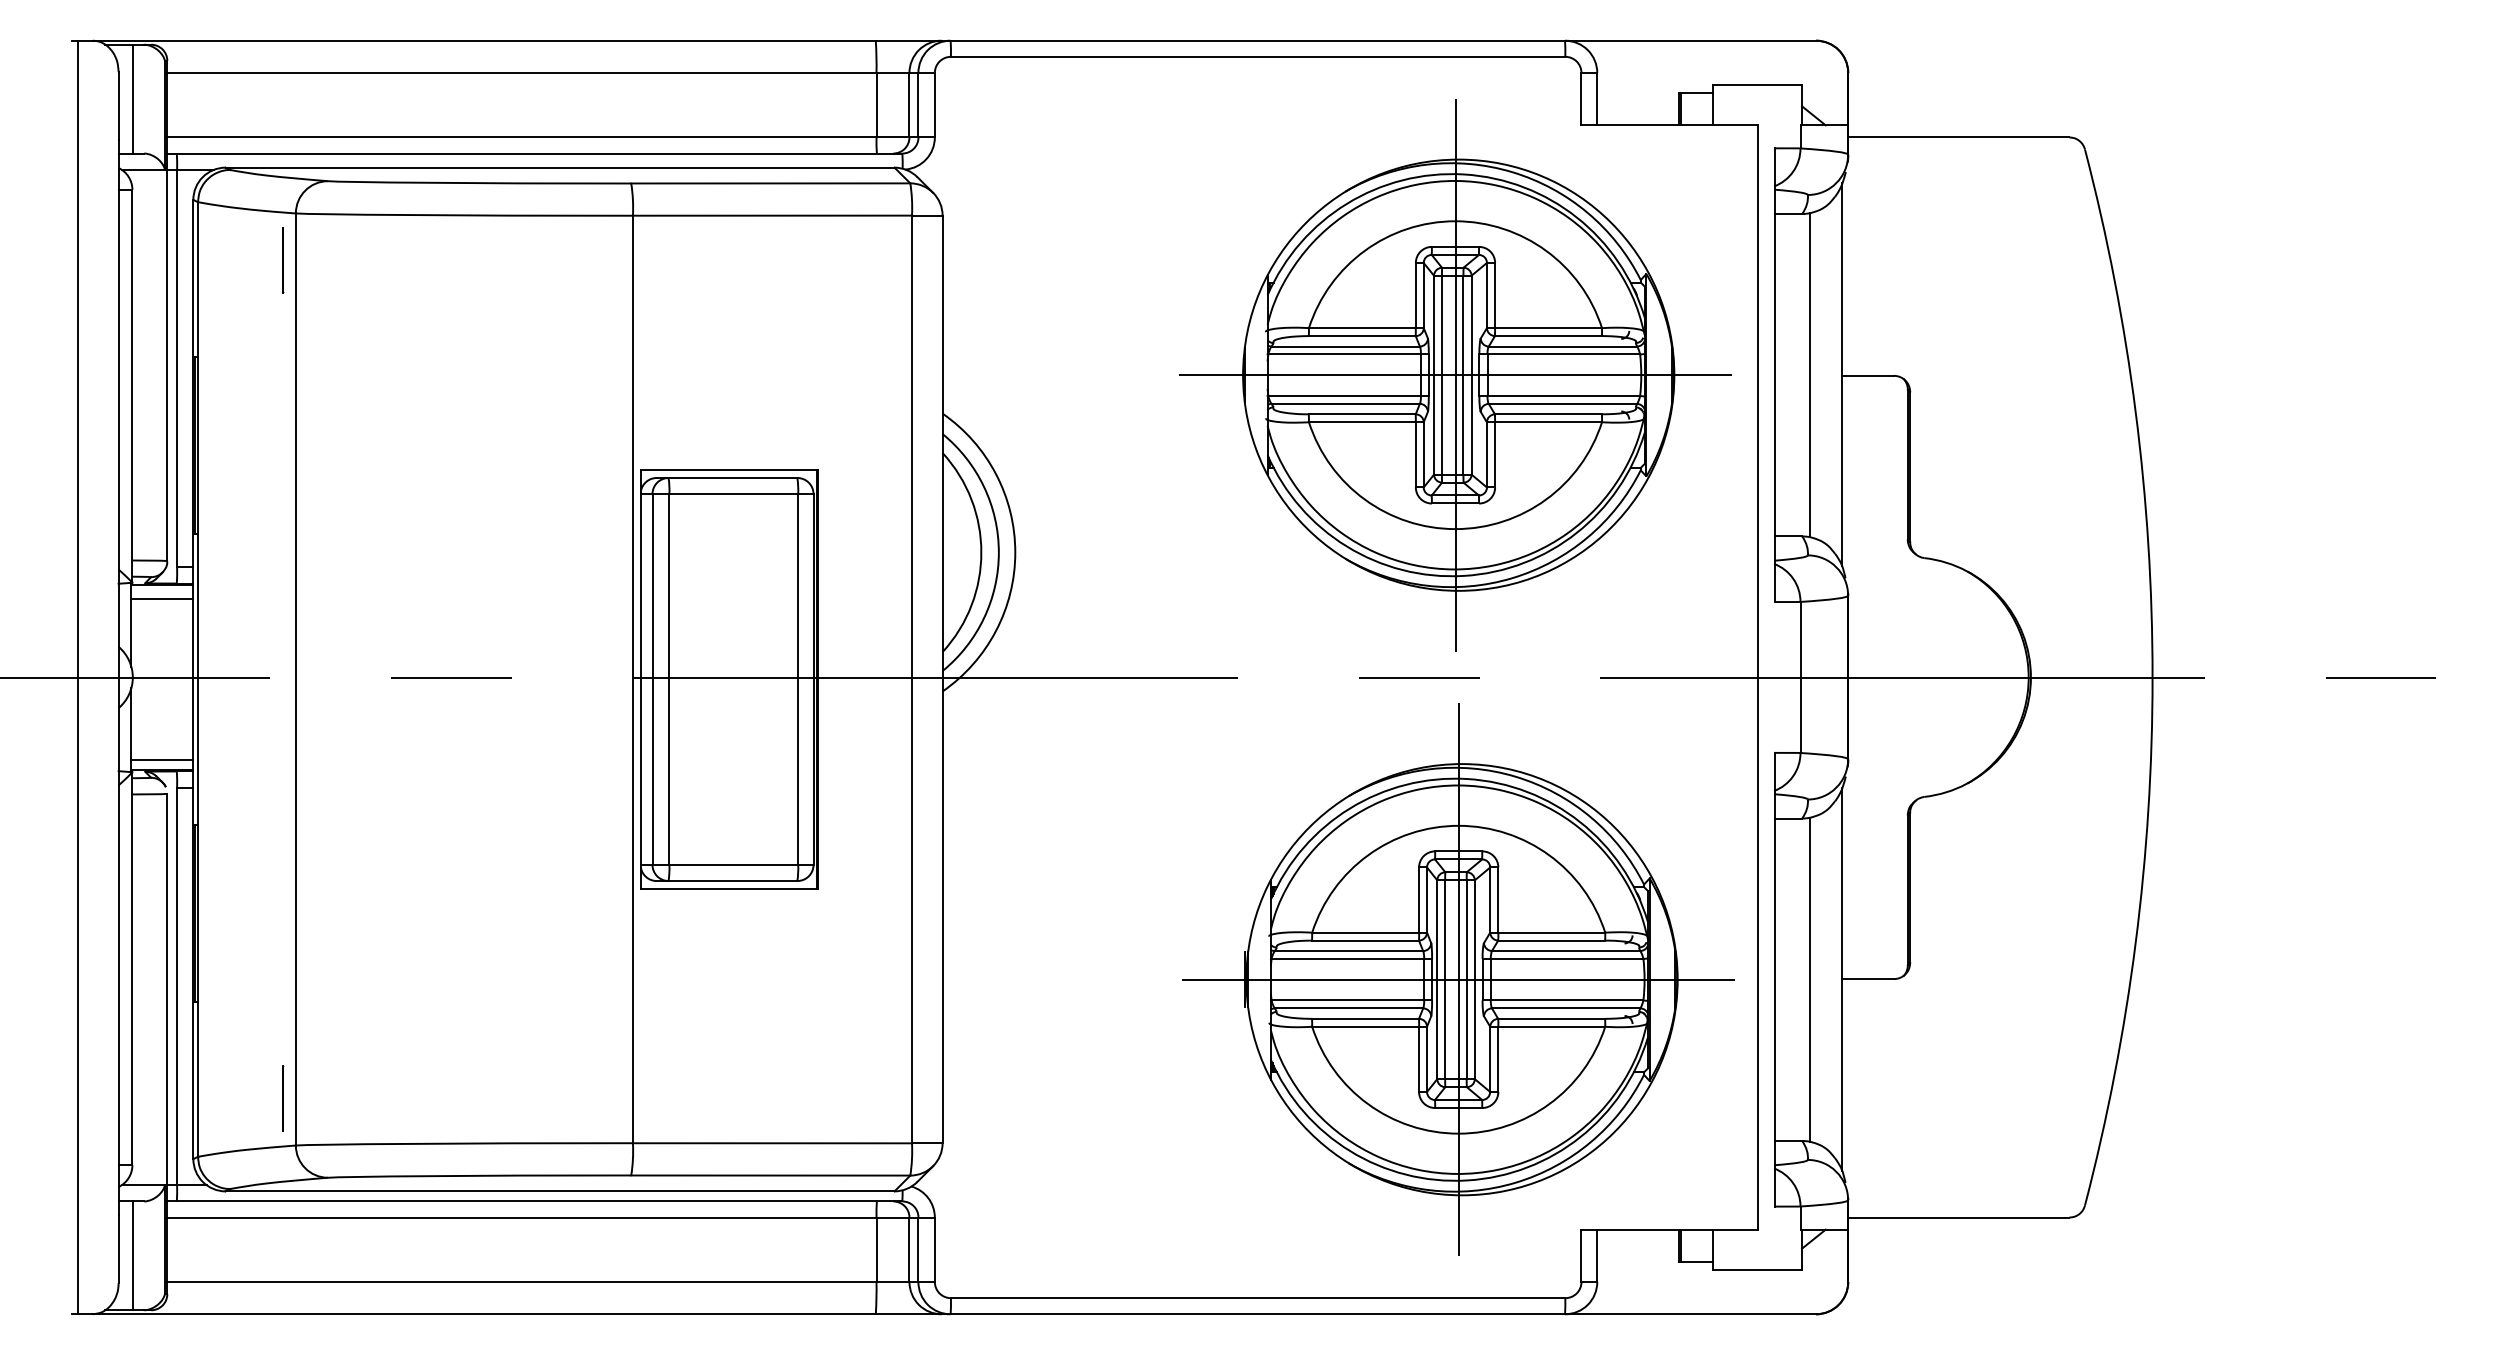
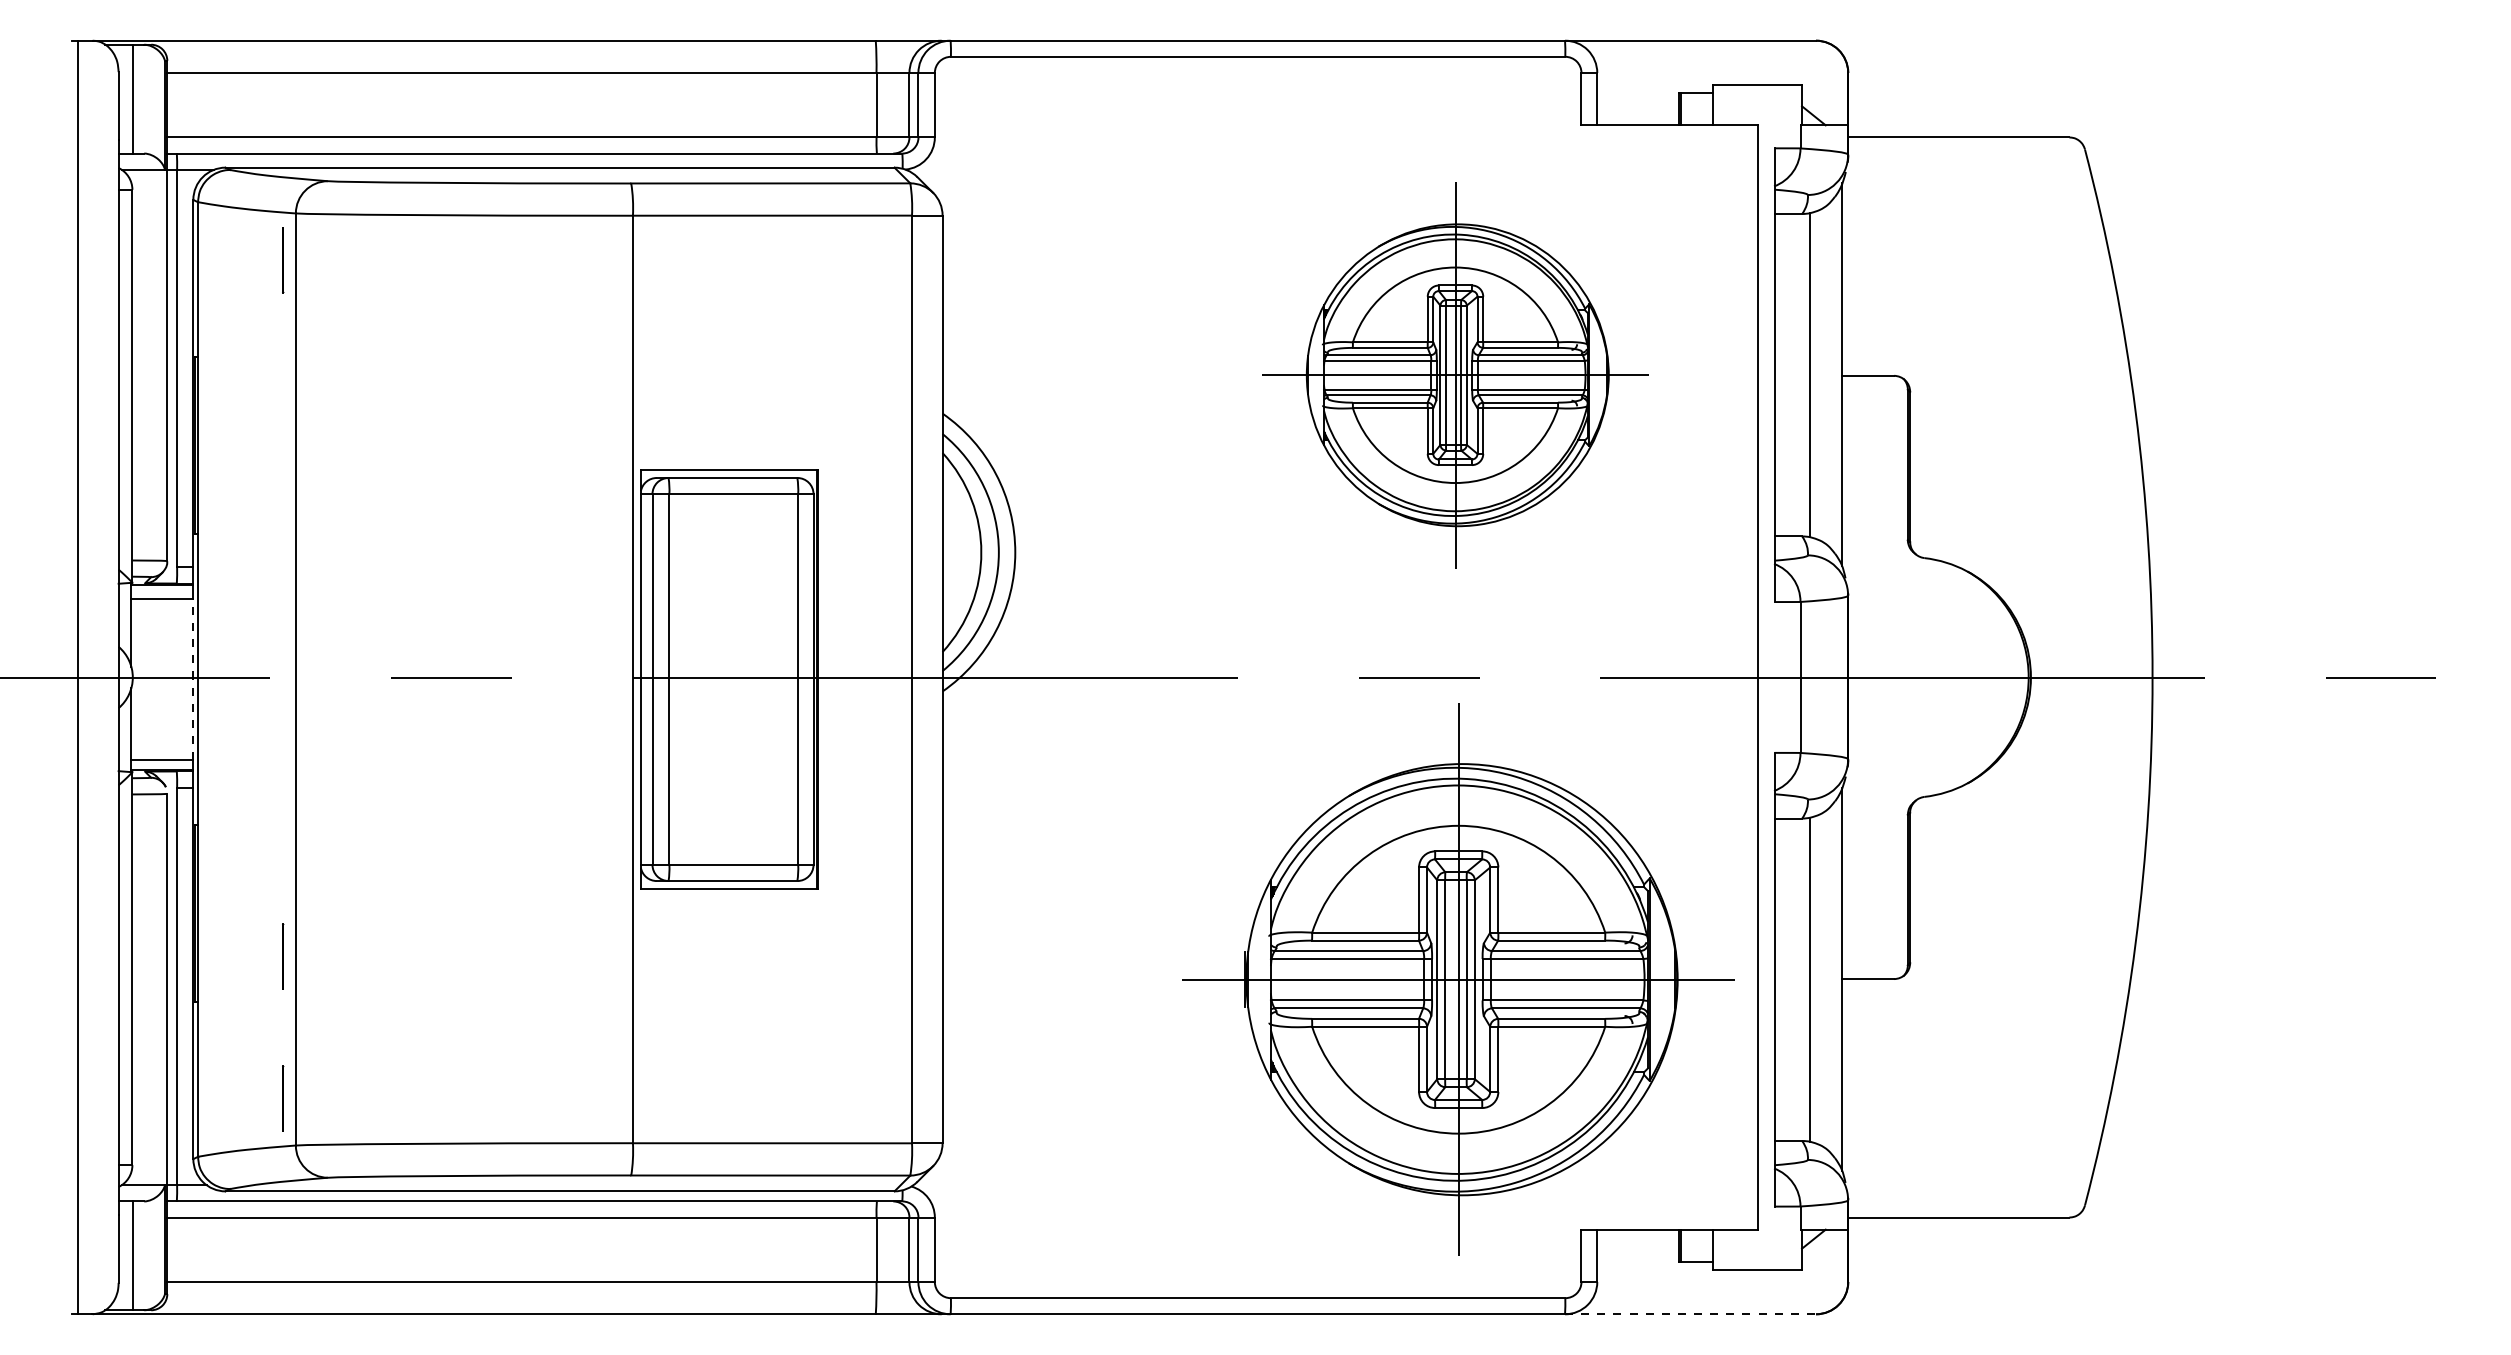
part size: 553x553 px -> 387x387 px (1455, 375)
line: solid -> dashed (193, 679)
line: none -> present (283, 956)
line: solid -> dashed (1691, 1314)
